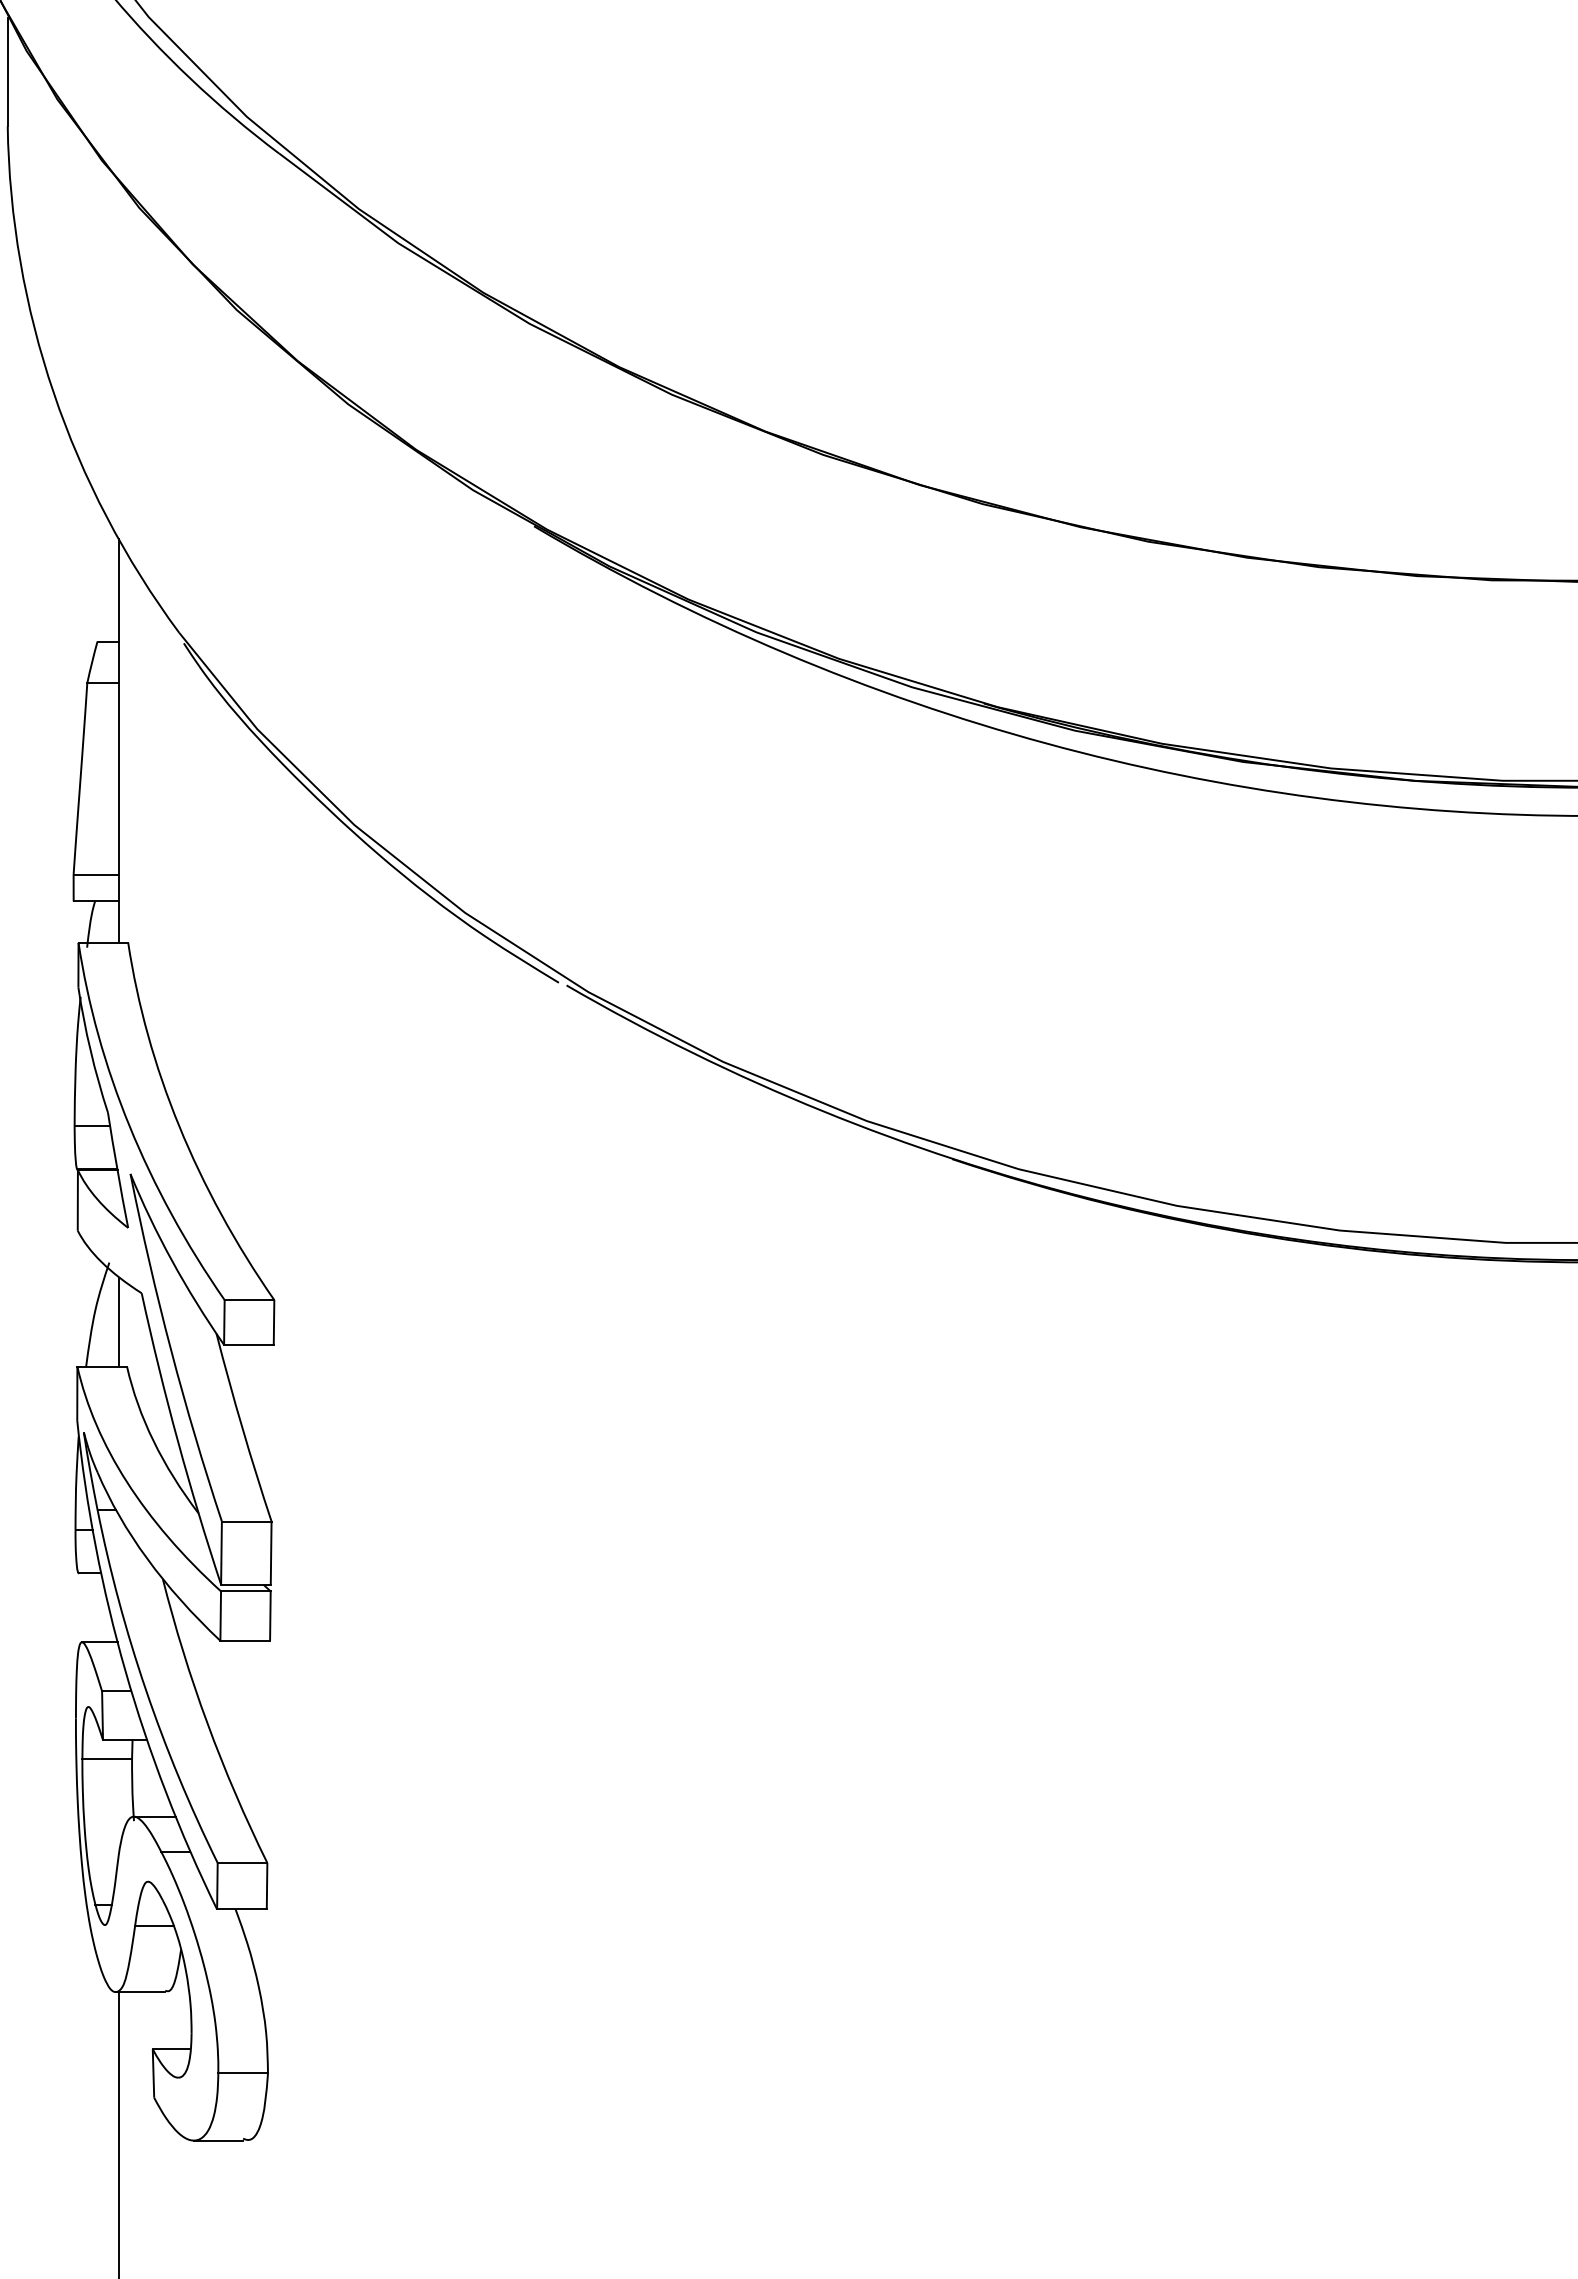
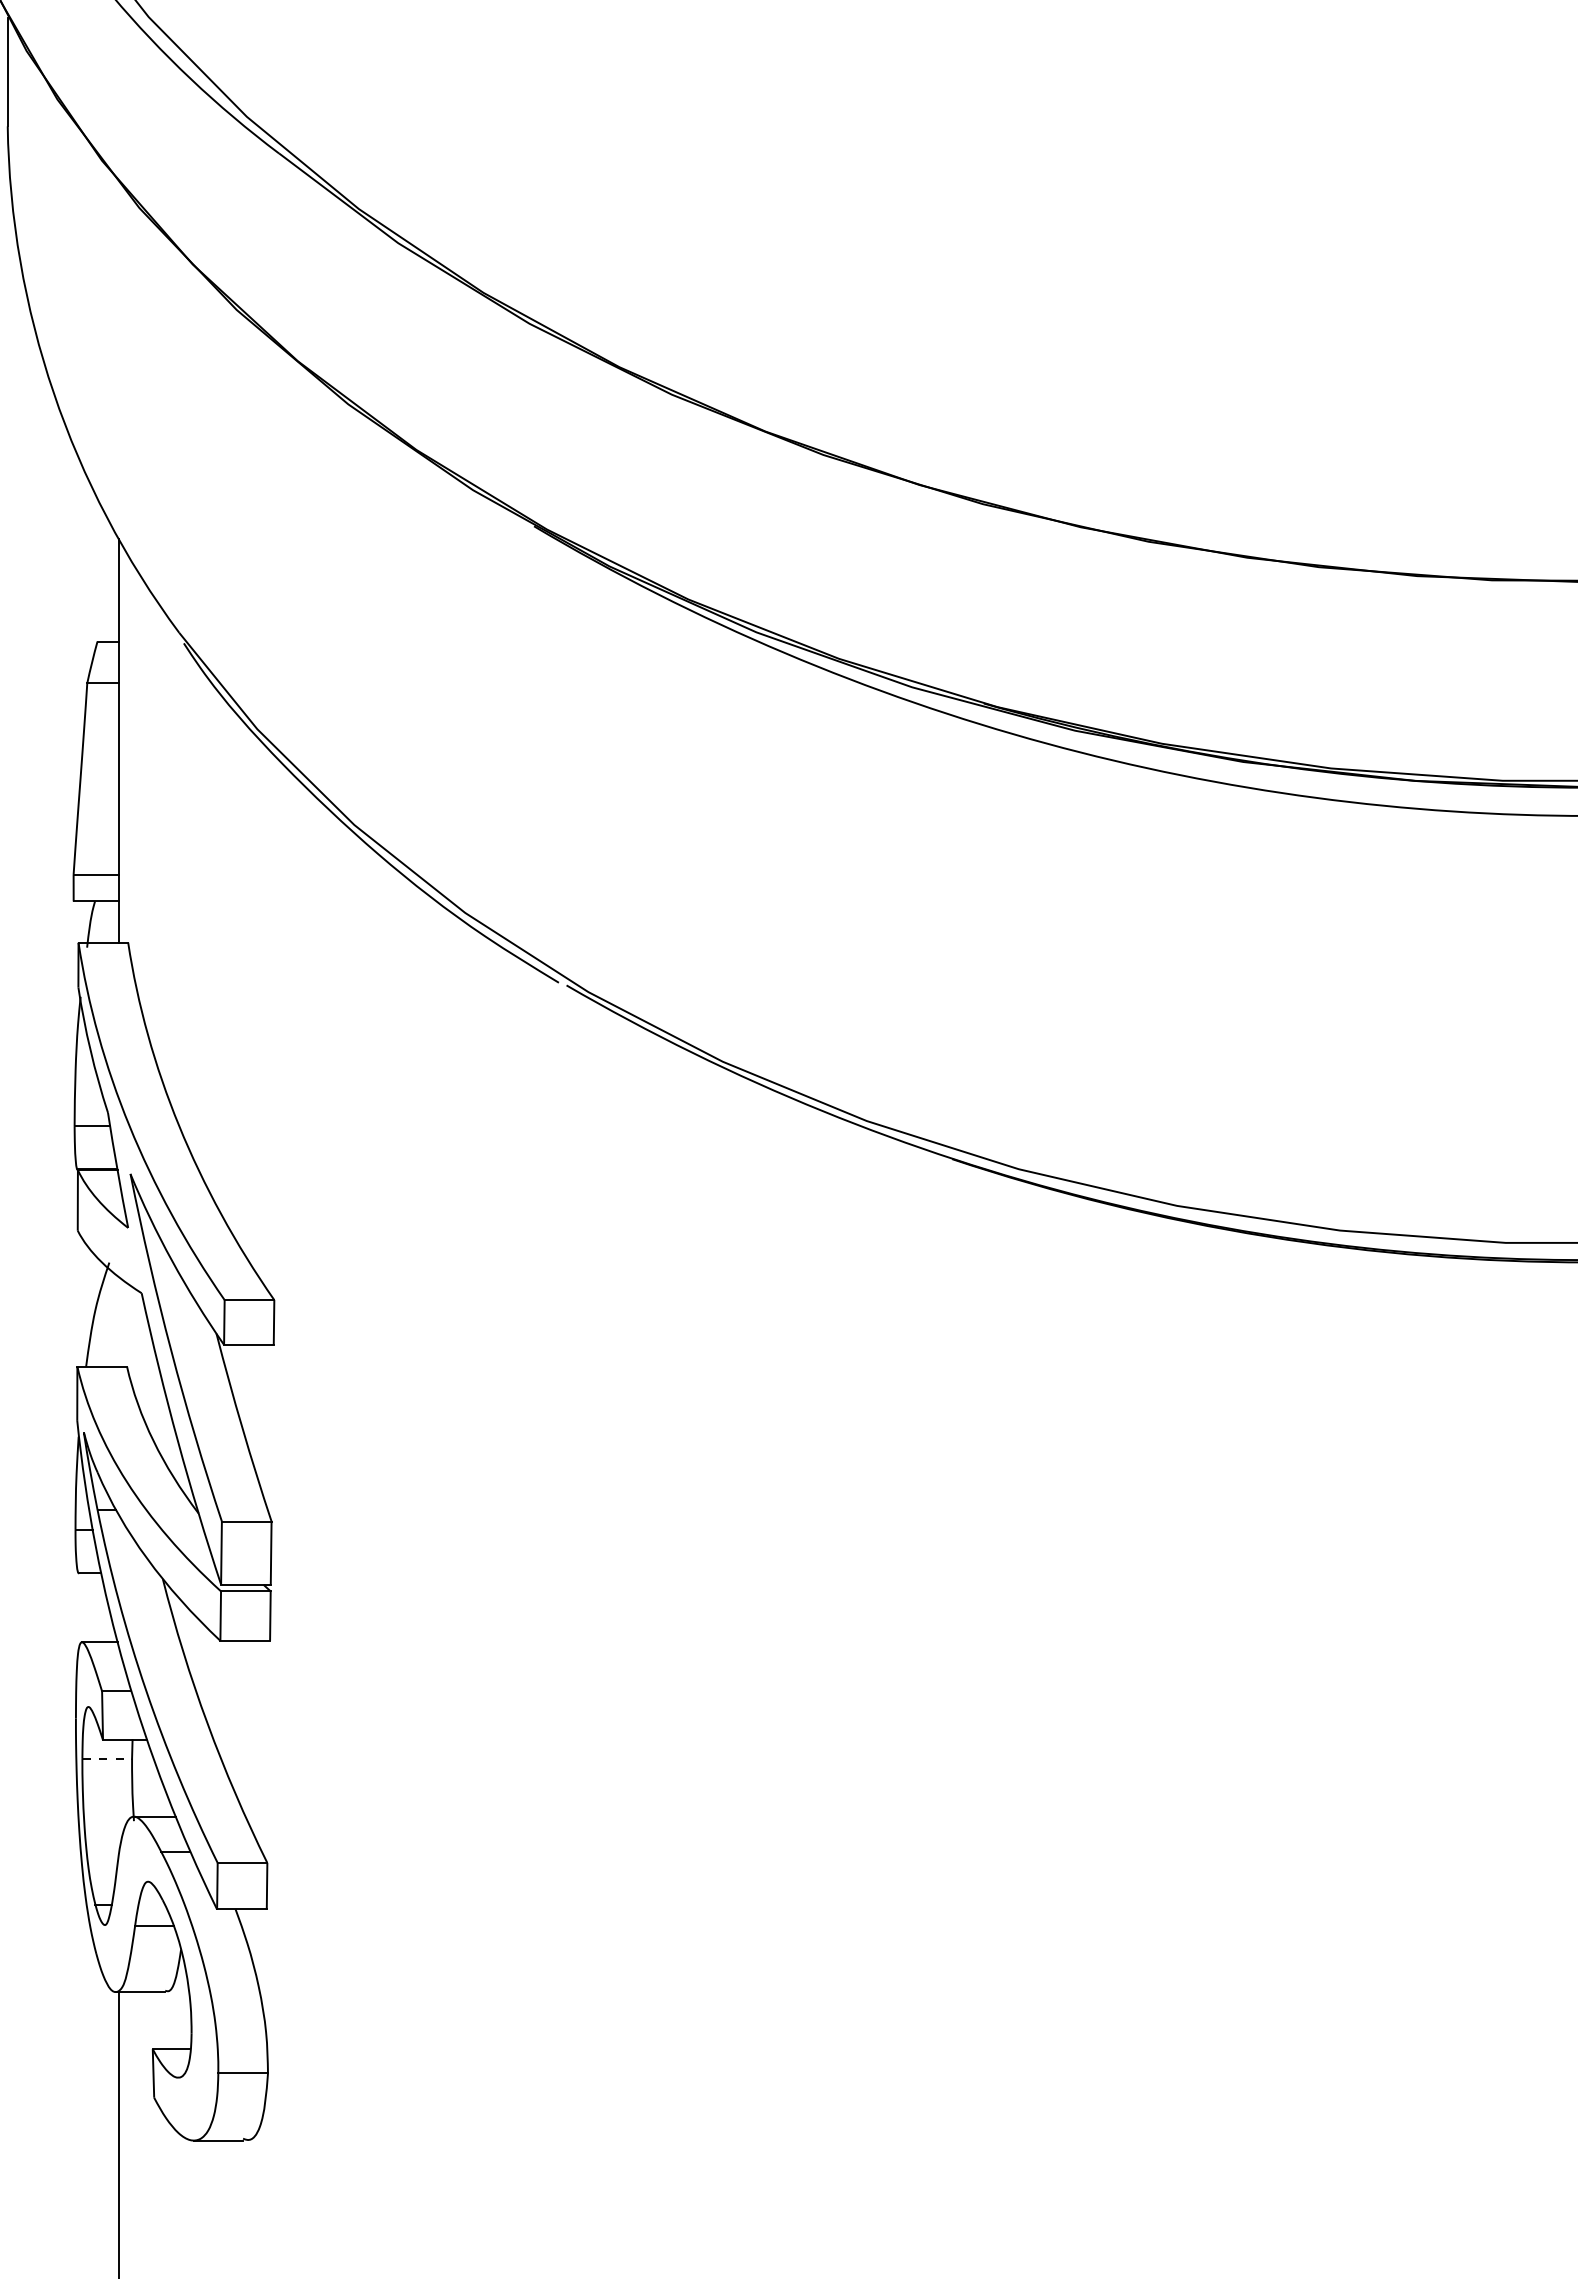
line: present -> none (119, 1321)
line: solid -> dashed (107, 1758)
